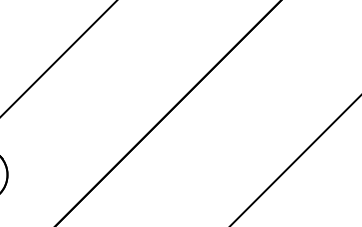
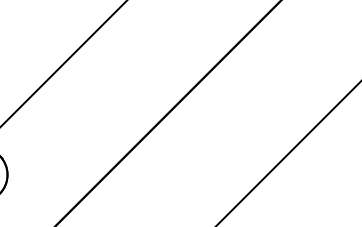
line position: (58, 58) -> (63, 63) (63, 63)
line position: (295, 160) -> (288, 153) (288, 153)
